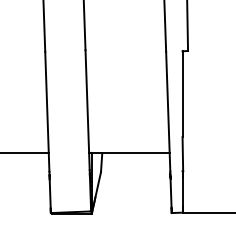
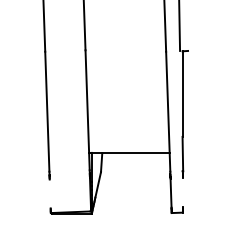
line position: (187, 26) -> (179, 26) (179, 26)
line: present -> none (25, 153)
line: present -> none (182, 192)
line: present -> none (49, 193)
line: present -> none (207, 212)
